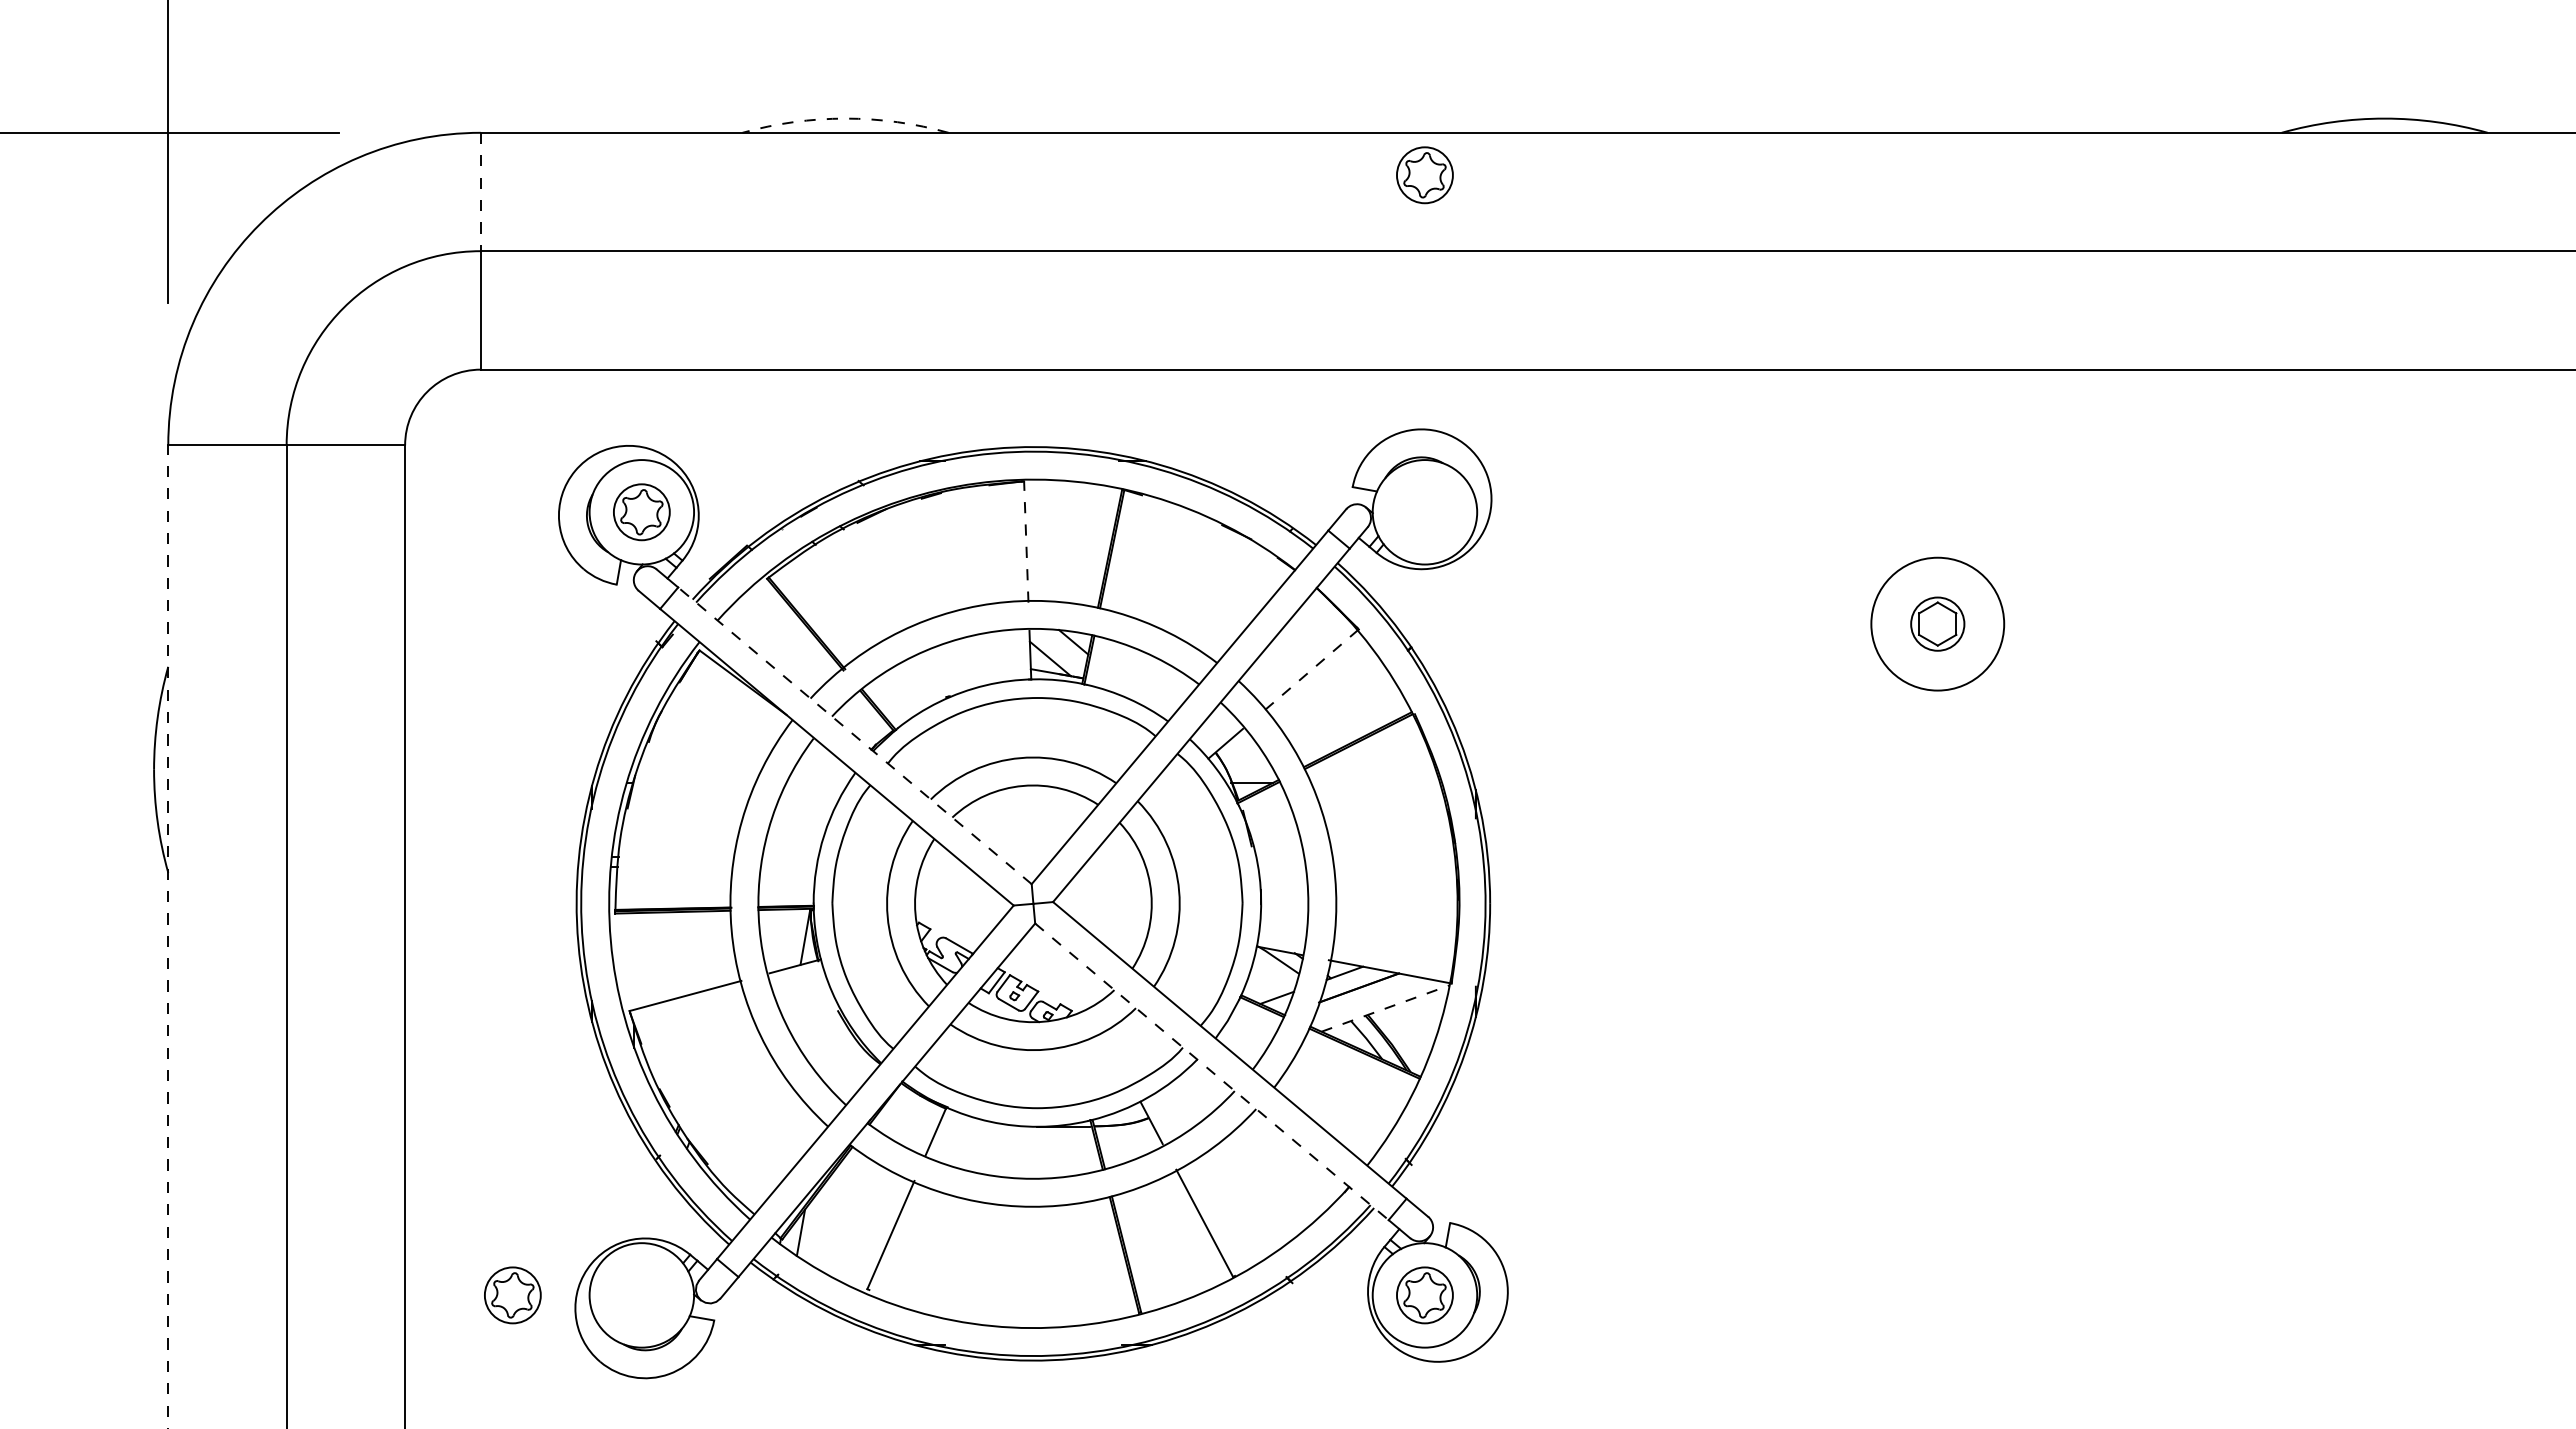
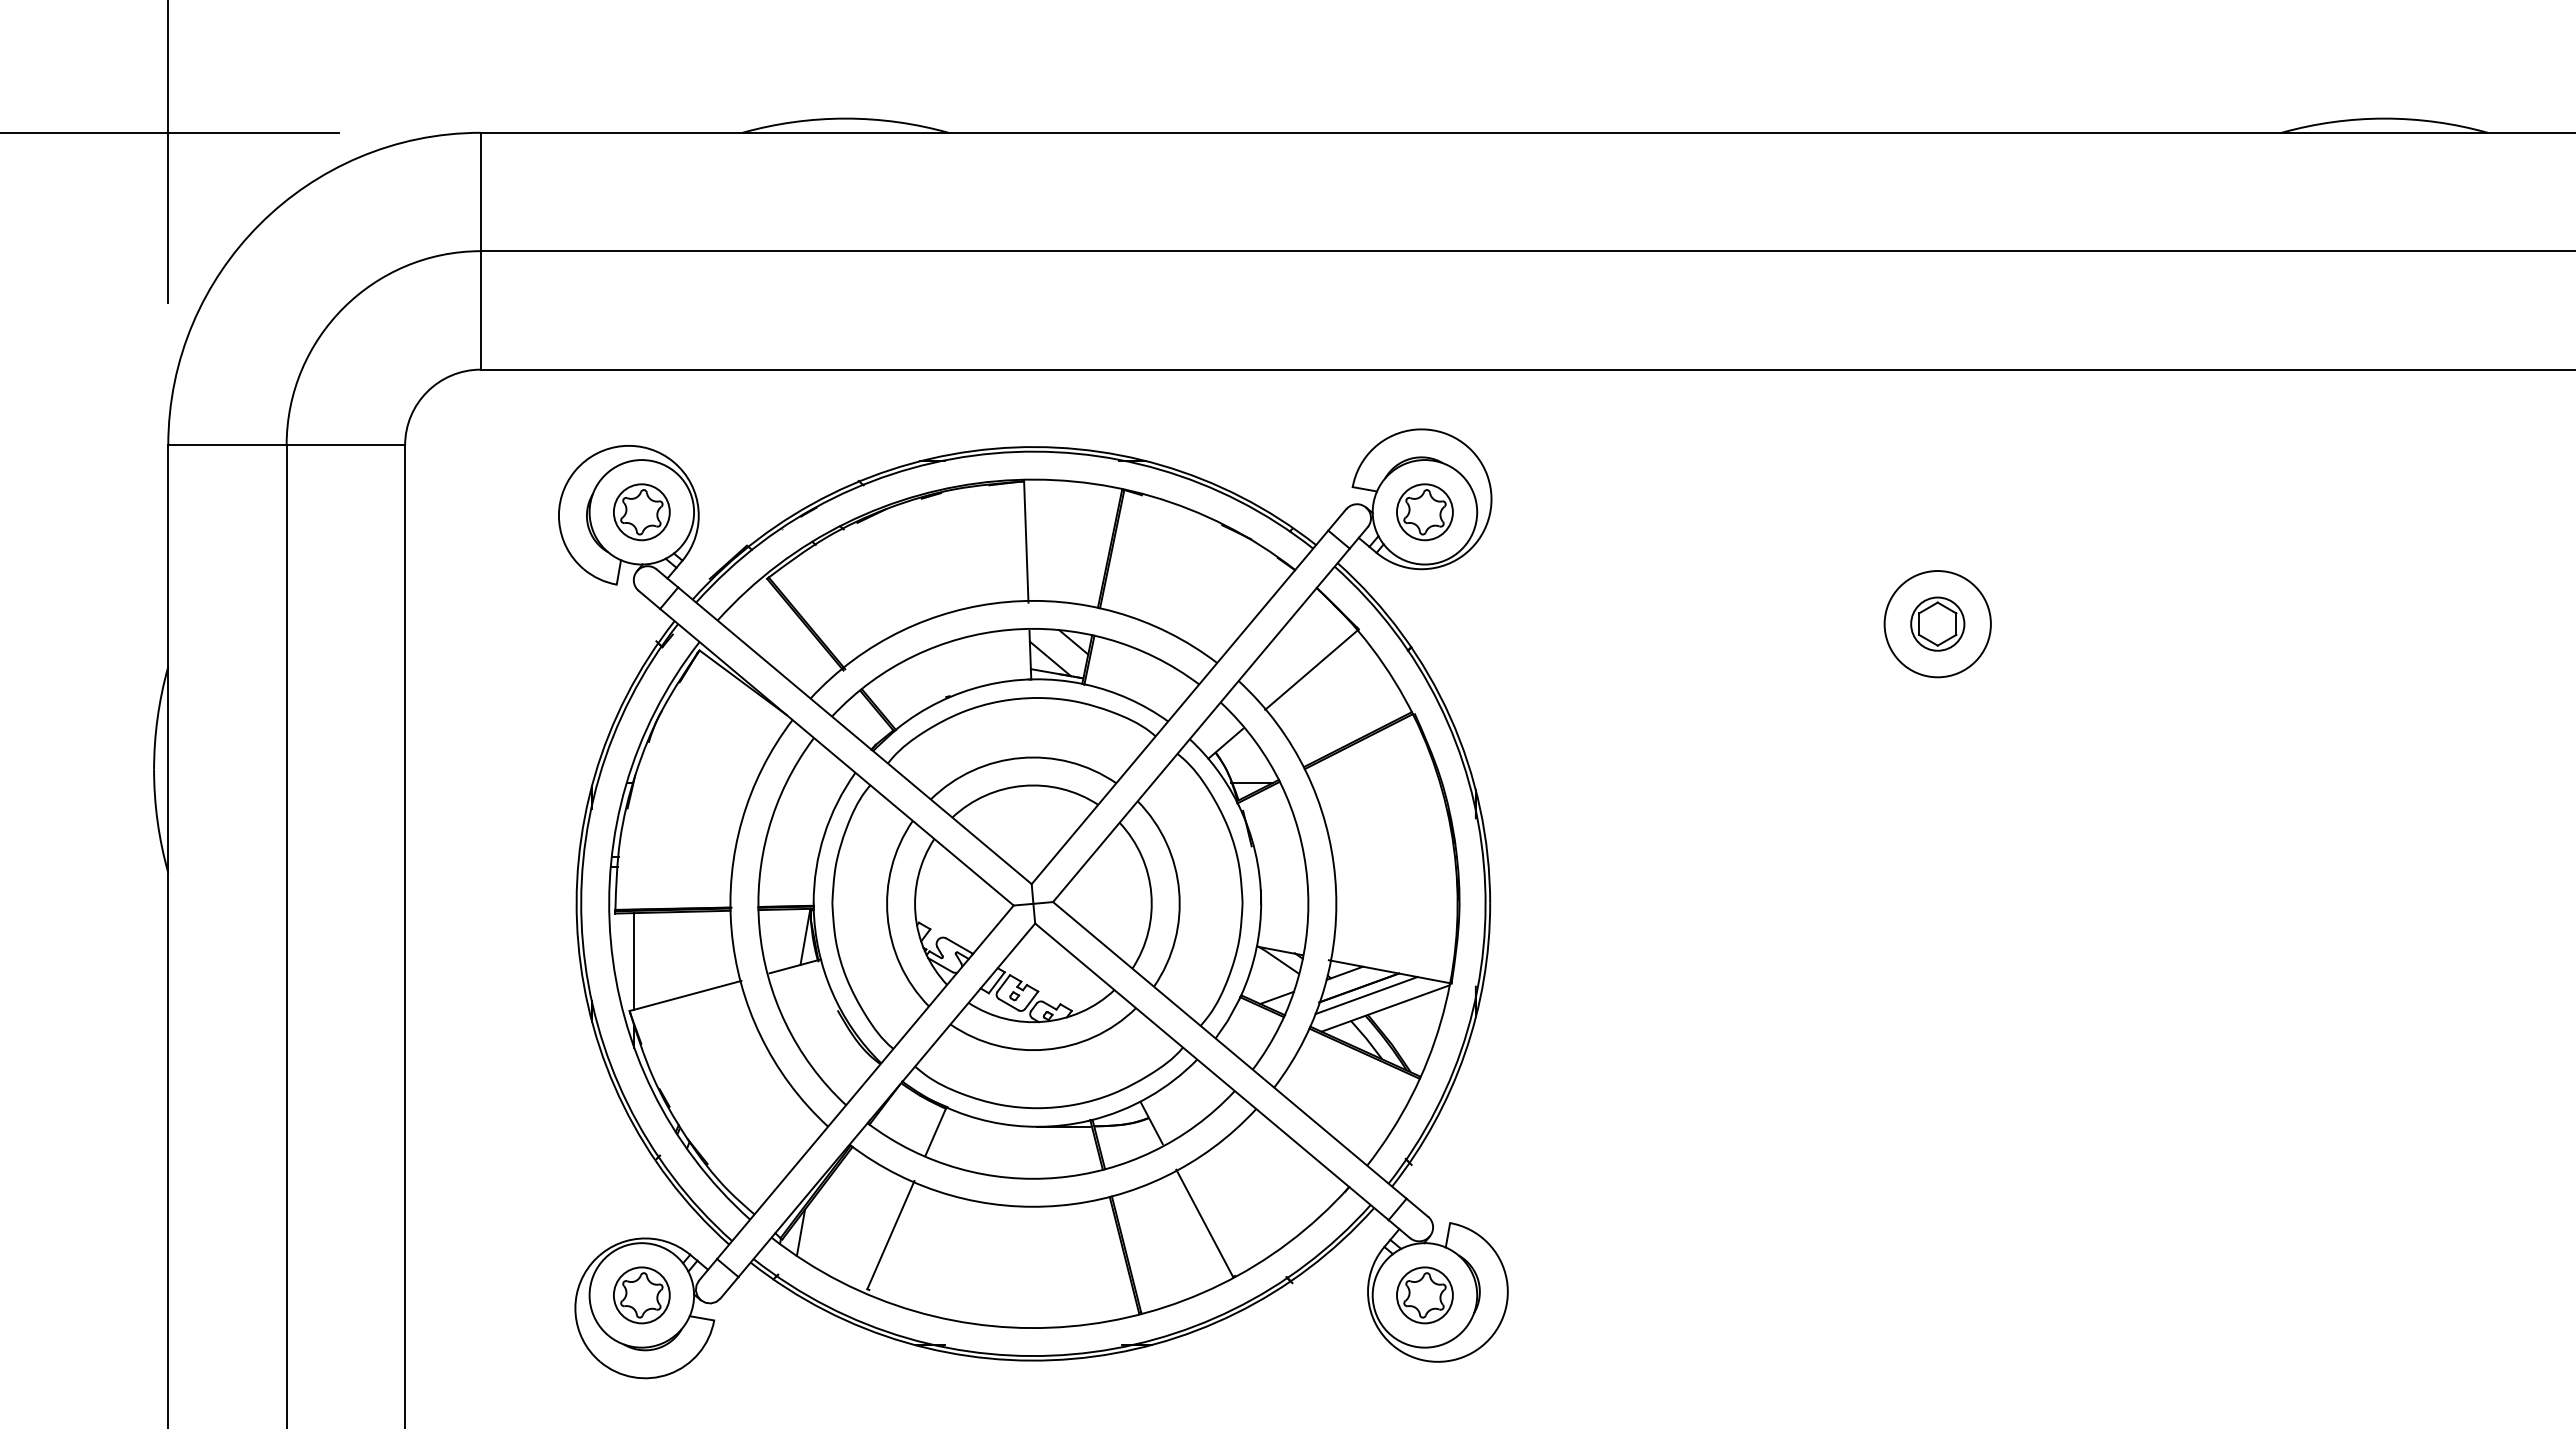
arc: dashed -> solid (845, 118)
part position: (1424, 175) -> (1424, 512) (1424, 512)
line: dashed -> solid (480, 192)
line: dashed -> solid (1026, 542)
circle diameter: 133 px -> 106 px (1937, 624)
line: dashed -> solid (1311, 669)
line: dashed -> solid (854, 735)
line: dashed -> solid (168, 936)
line: none -> present (634, 961)
line: none -> present (1366, 995)
line: dashed -> solid (1386, 1008)
line: dashed -> solid (1211, 1071)
part position: (512, 1295) -> (641, 1295) (641, 1295)
